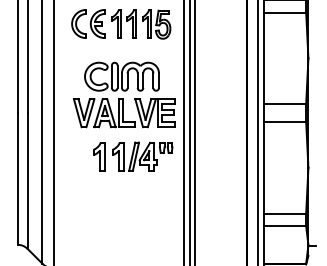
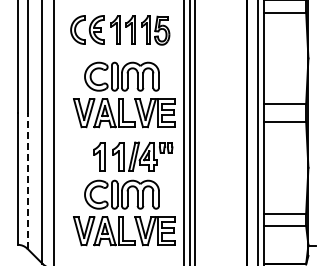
part position: (121, 24) -> (120, 30) (120, 30)
line: solid -> dashed (27, 181)
part: none -> present (124, 212)
